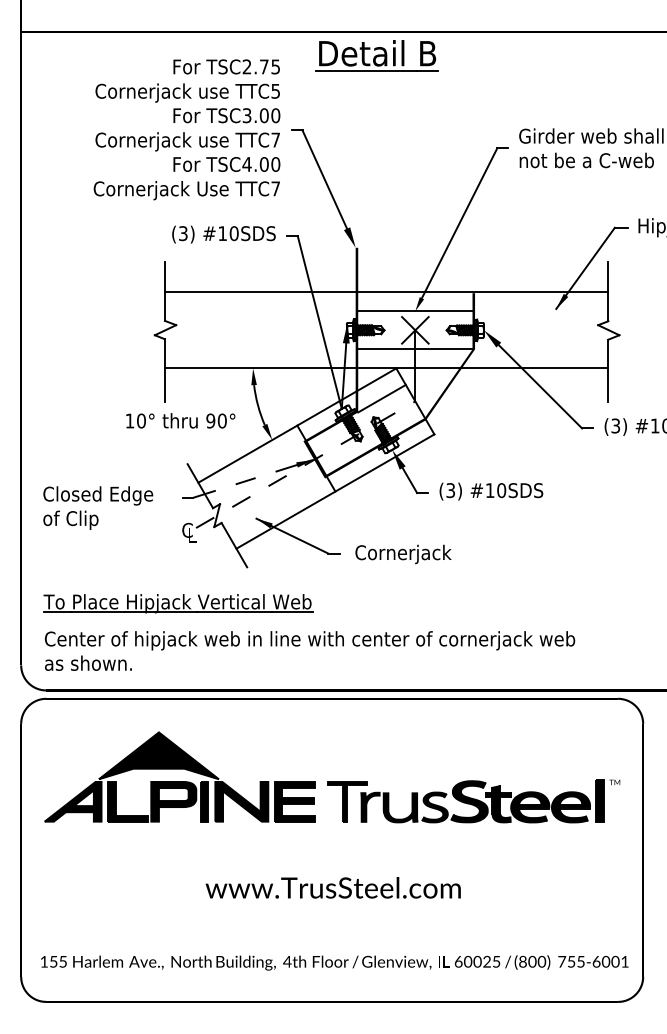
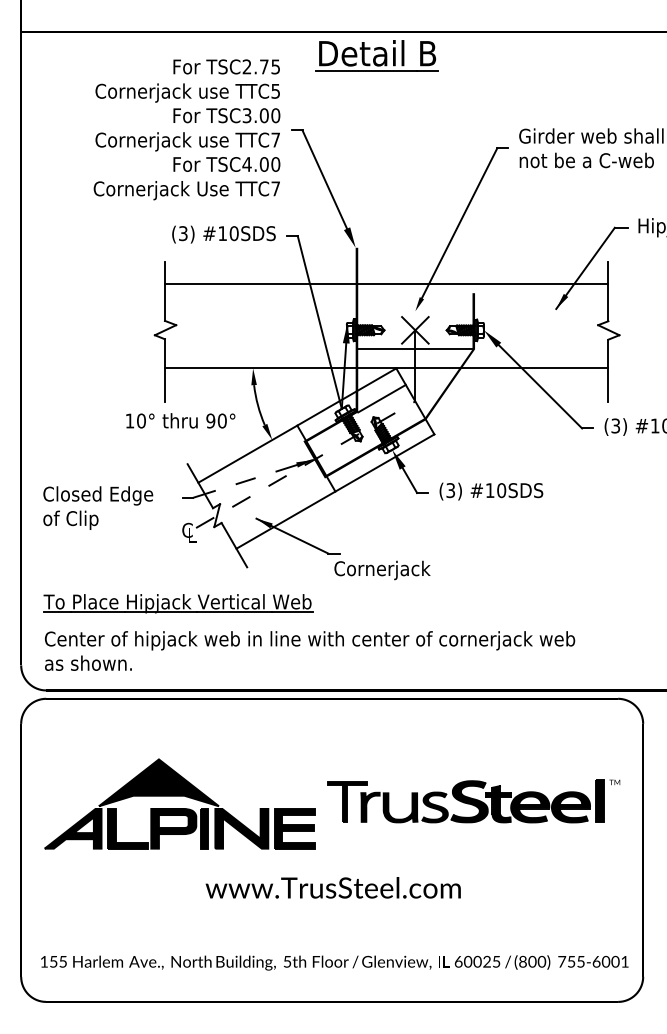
line position: (386, 292) -> (386, 284) (386, 284)
line: present -> none (415, 311)
text position: (403, 554) -> (382, 570) (382, 570)
part position: (179, 776) -> (179, 803) (179, 803)
text: 4th -> 5th (287, 961)
